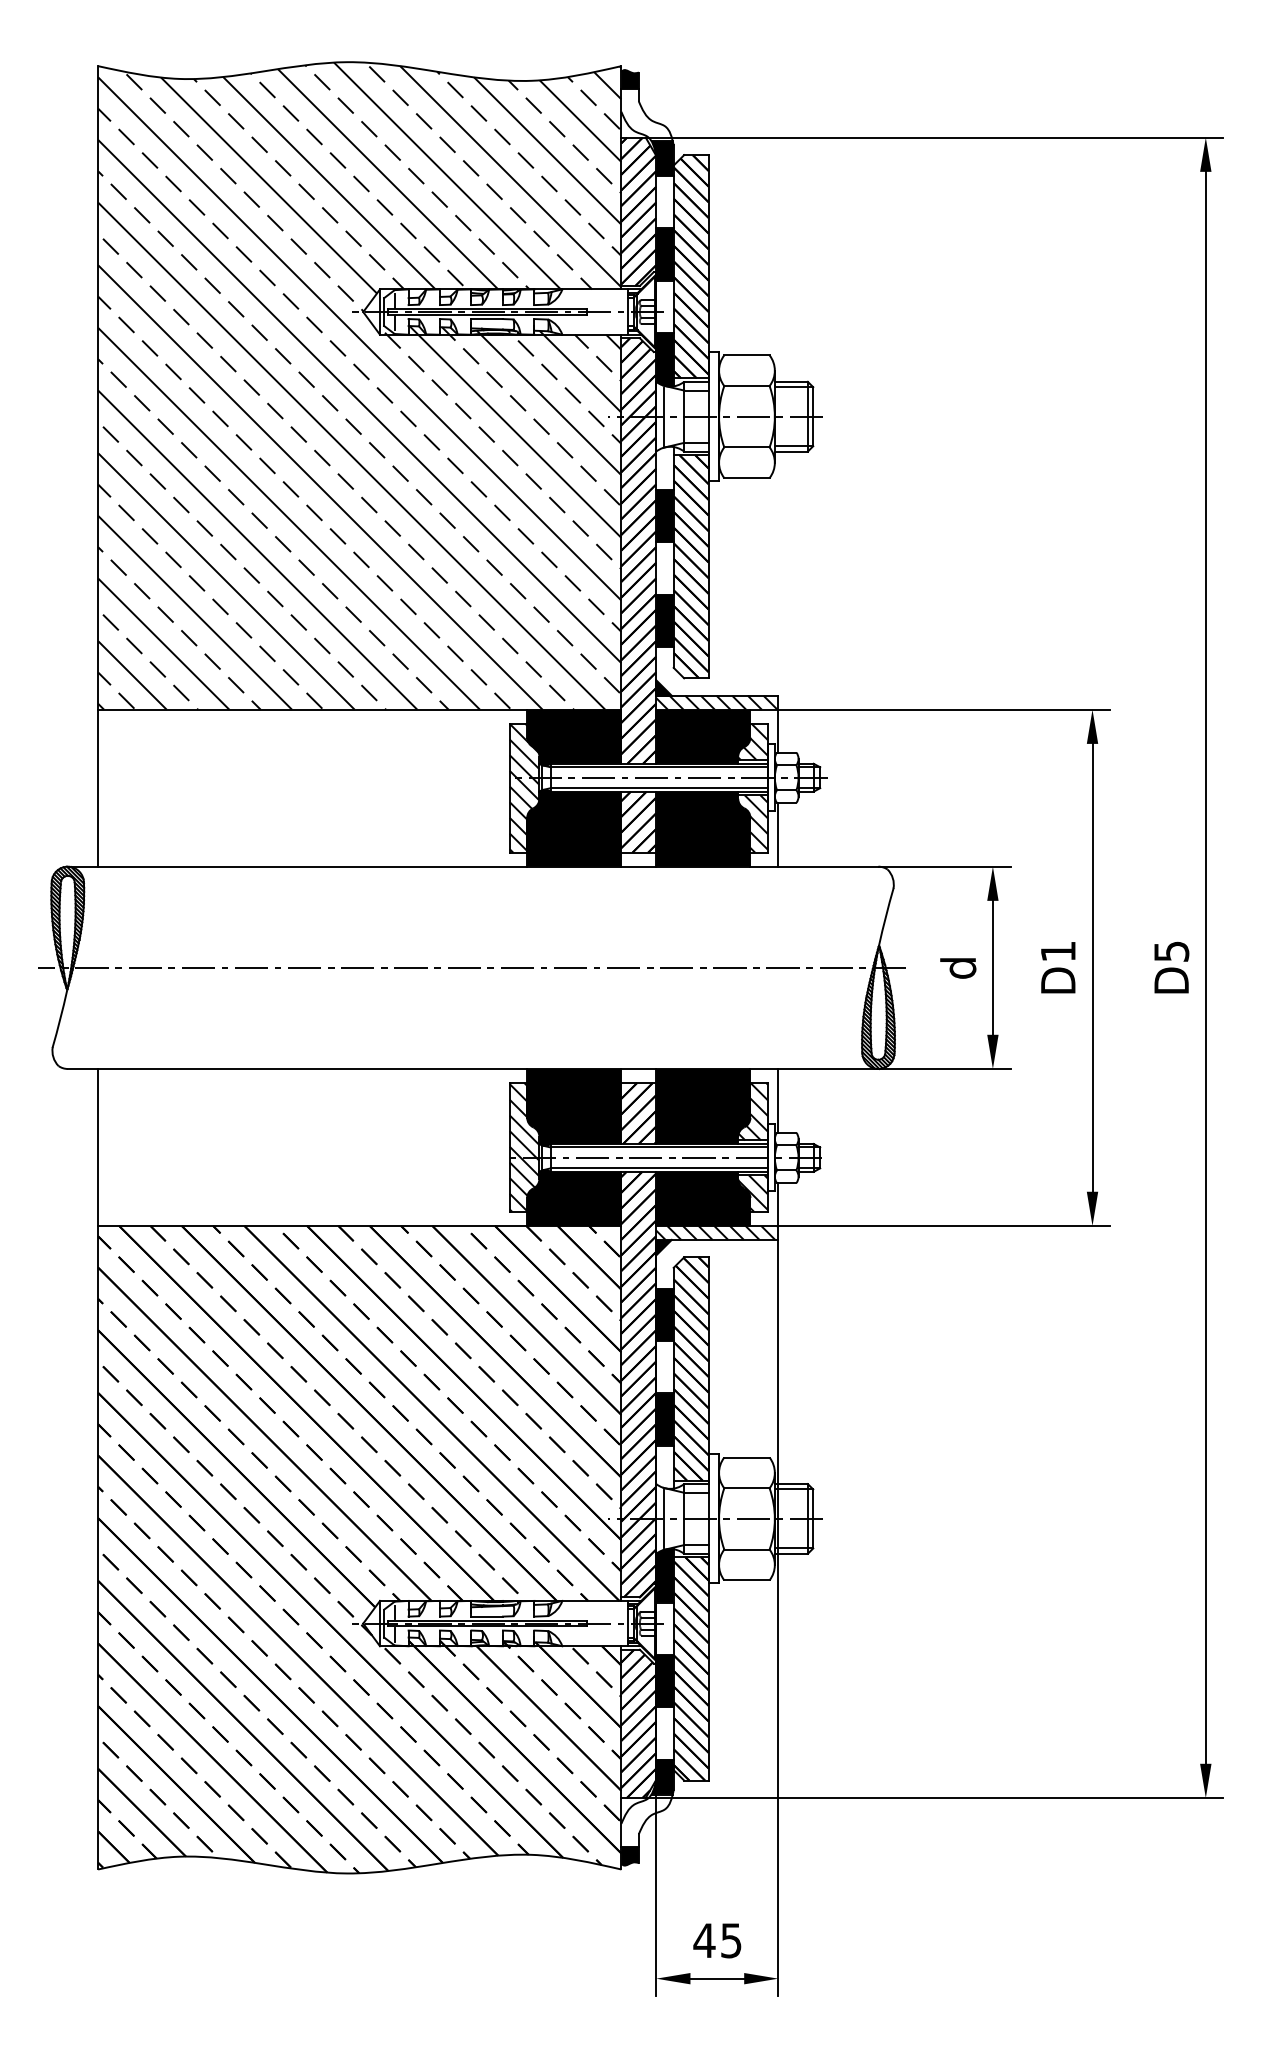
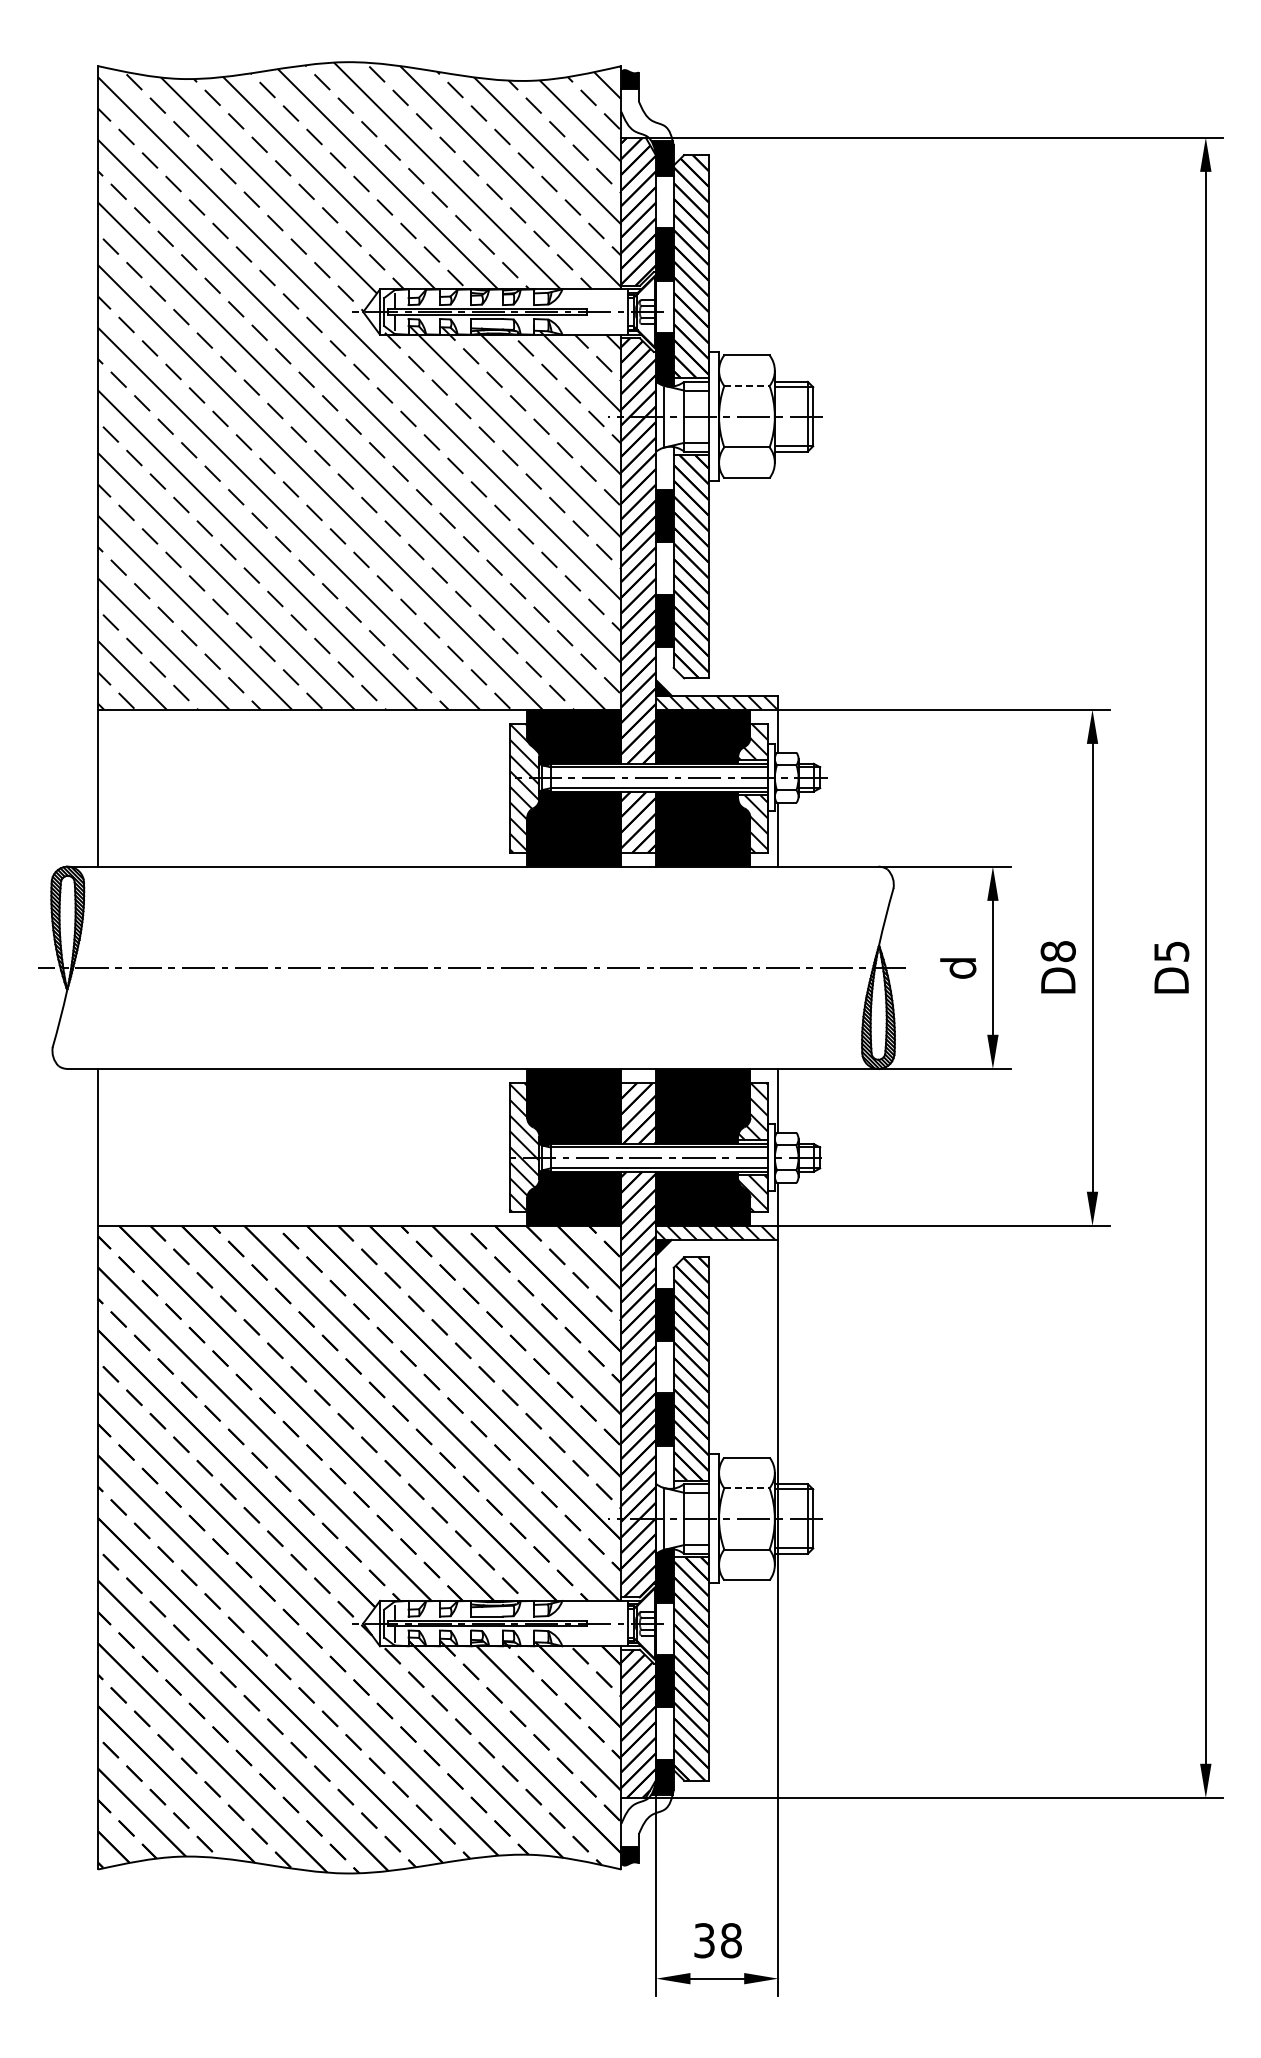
line: solid -> dashed (746, 386)
text: D1 -> D8 (1057, 951)
line: solid -> dashed (746, 1488)
text: 45 -> 38 (717, 1940)
